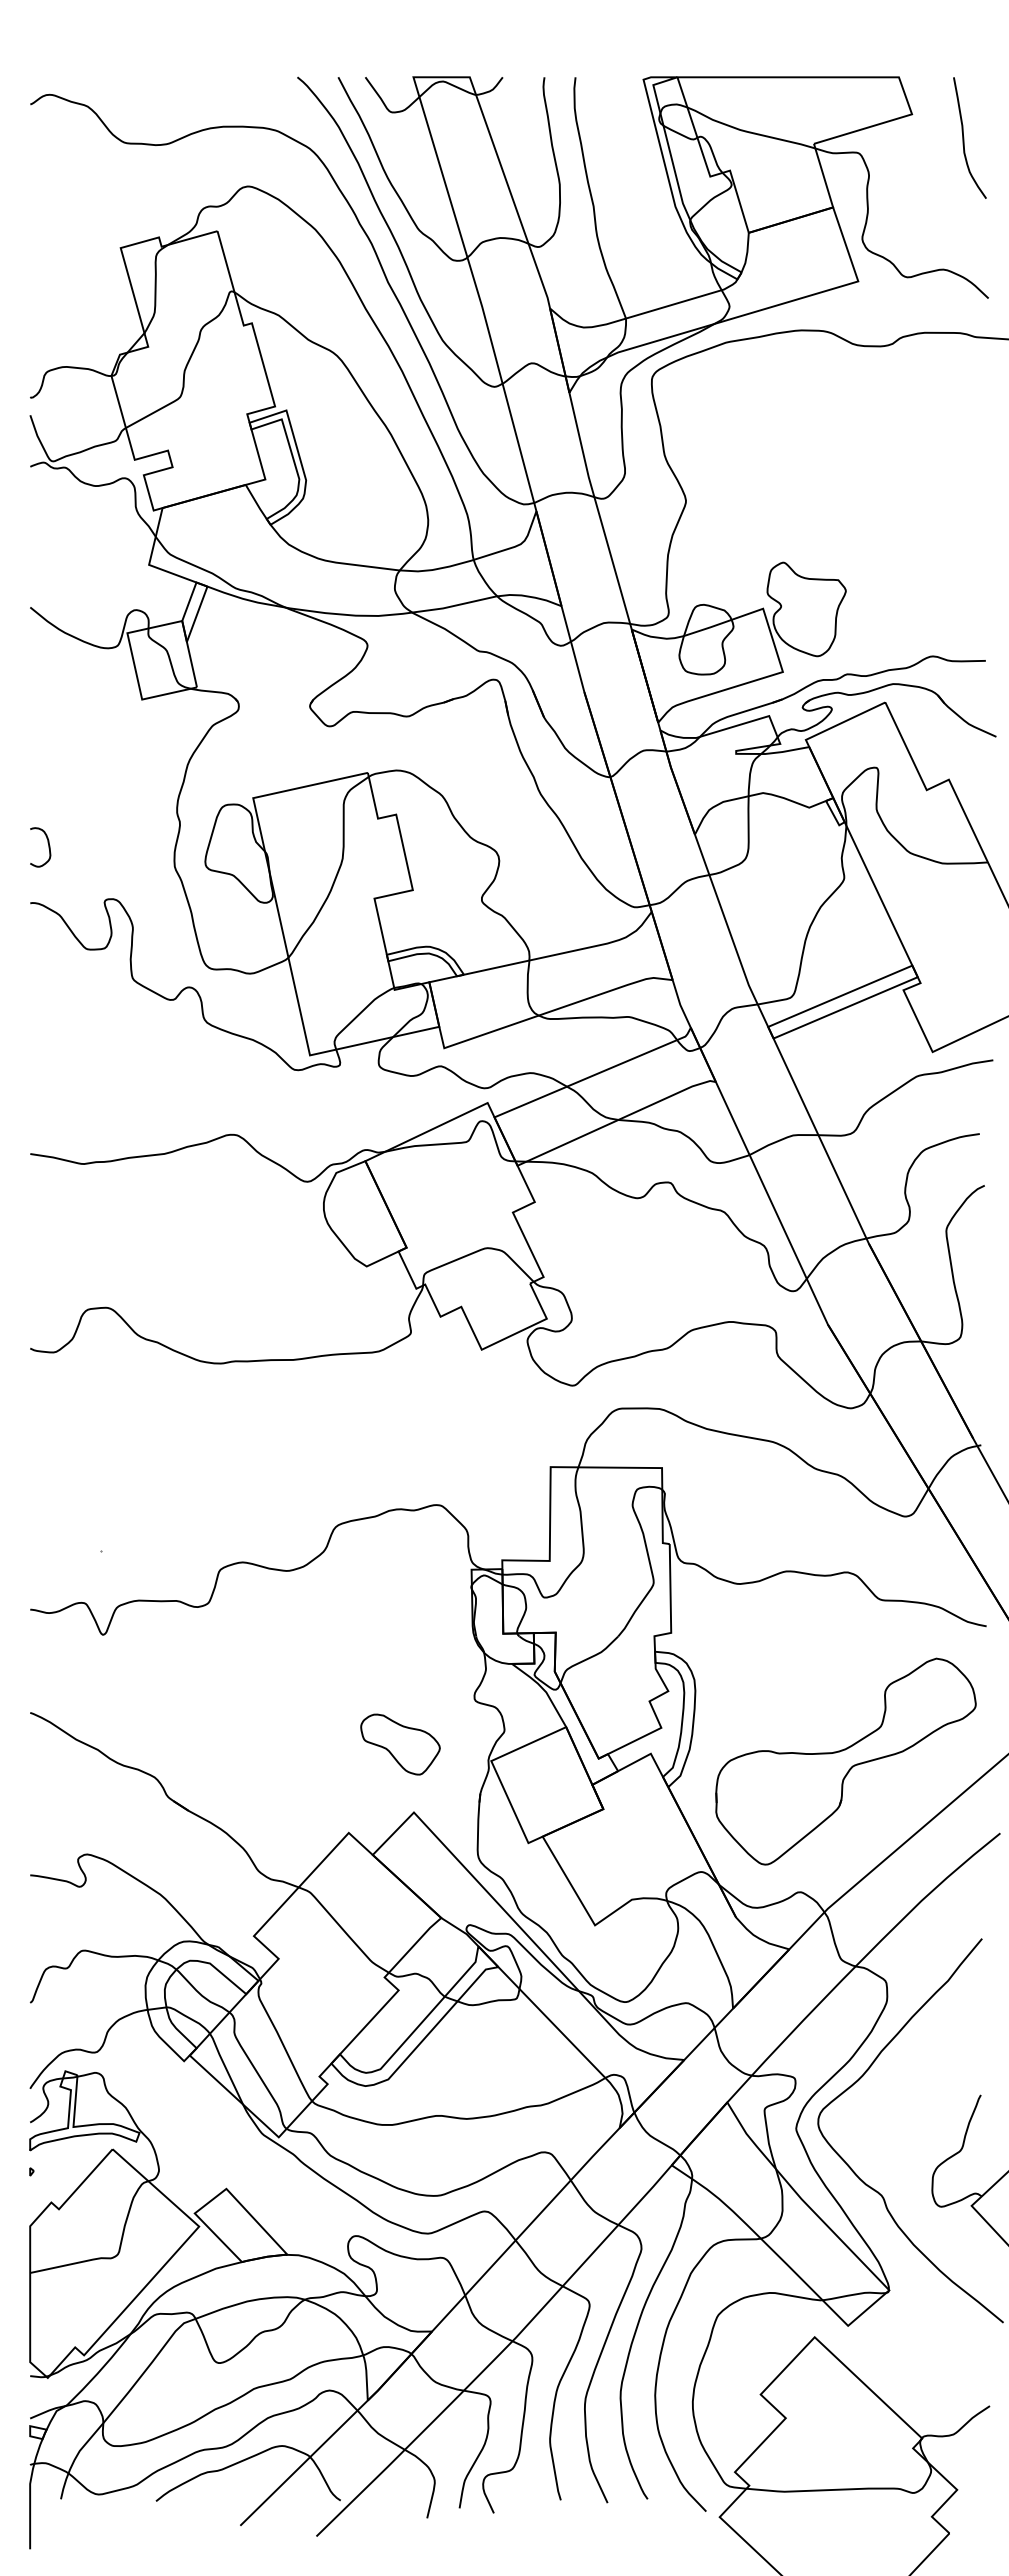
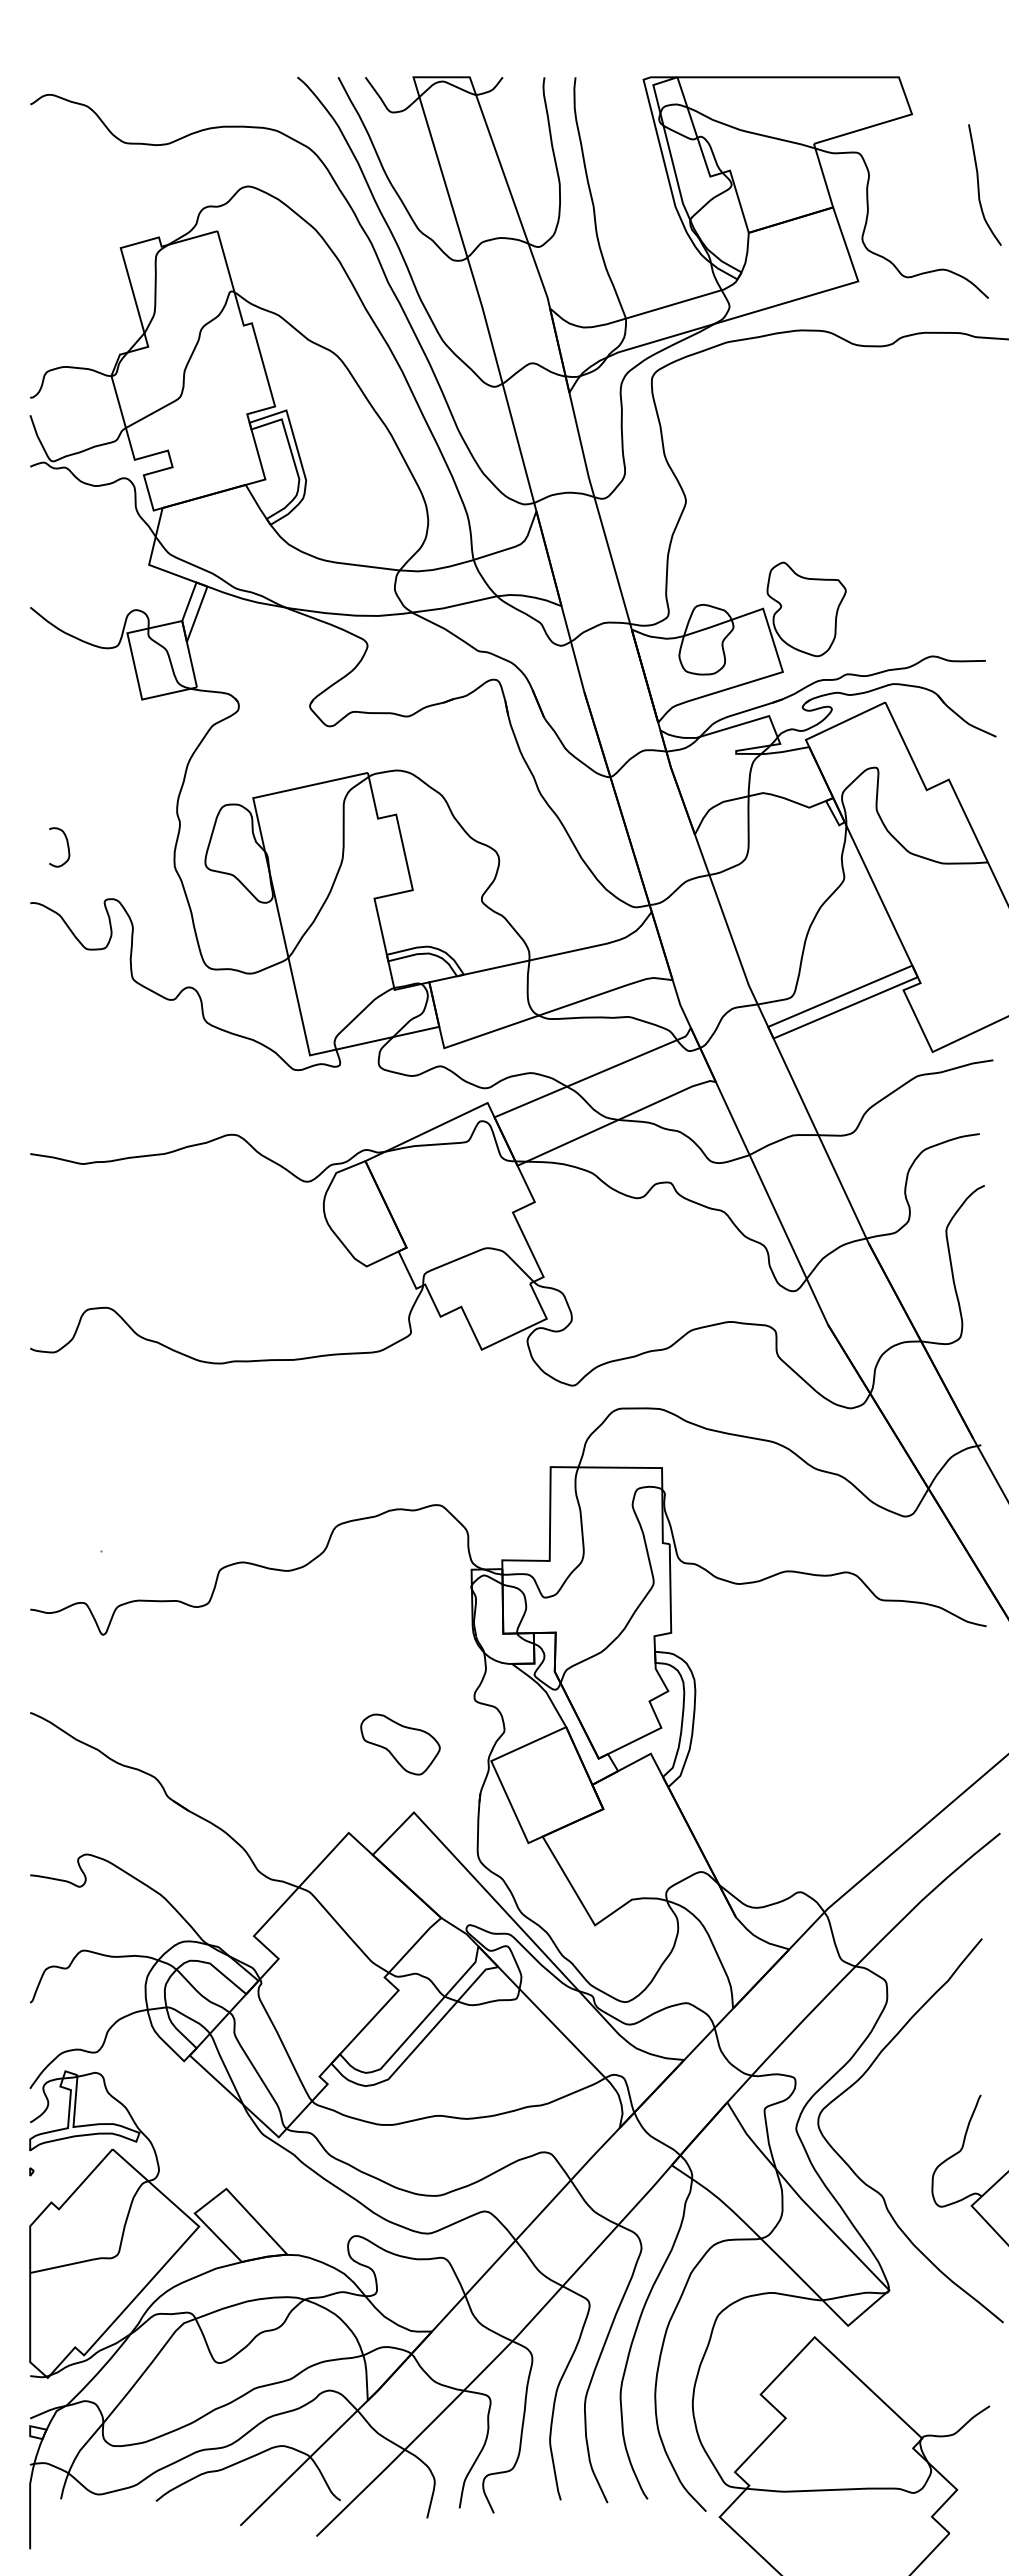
curve position: (964, 137) -> (979, 184) (979, 184)
curve position: (48, 847) -> (67, 847) (67, 847)
part: present -> none (845, 1761)
